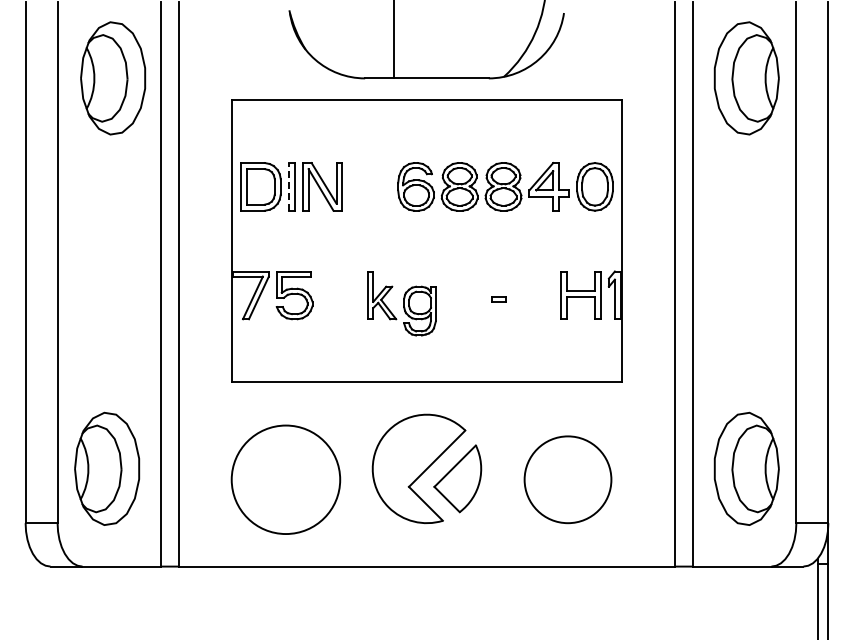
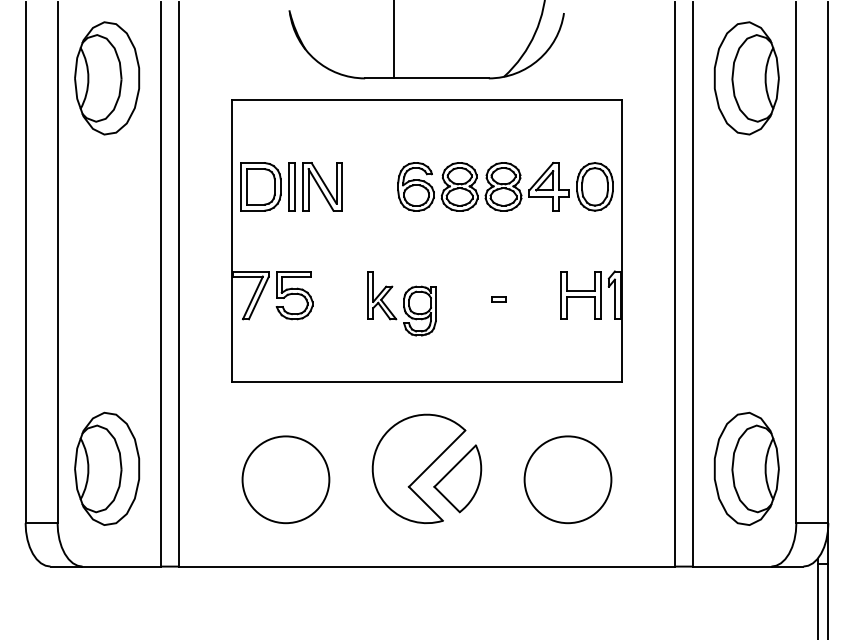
part position: (113, 78) -> (107, 78) (107, 78)
line: dashed -> solid (288, 186)
circle diameter: 108 px -> 87 px (285, 479)
